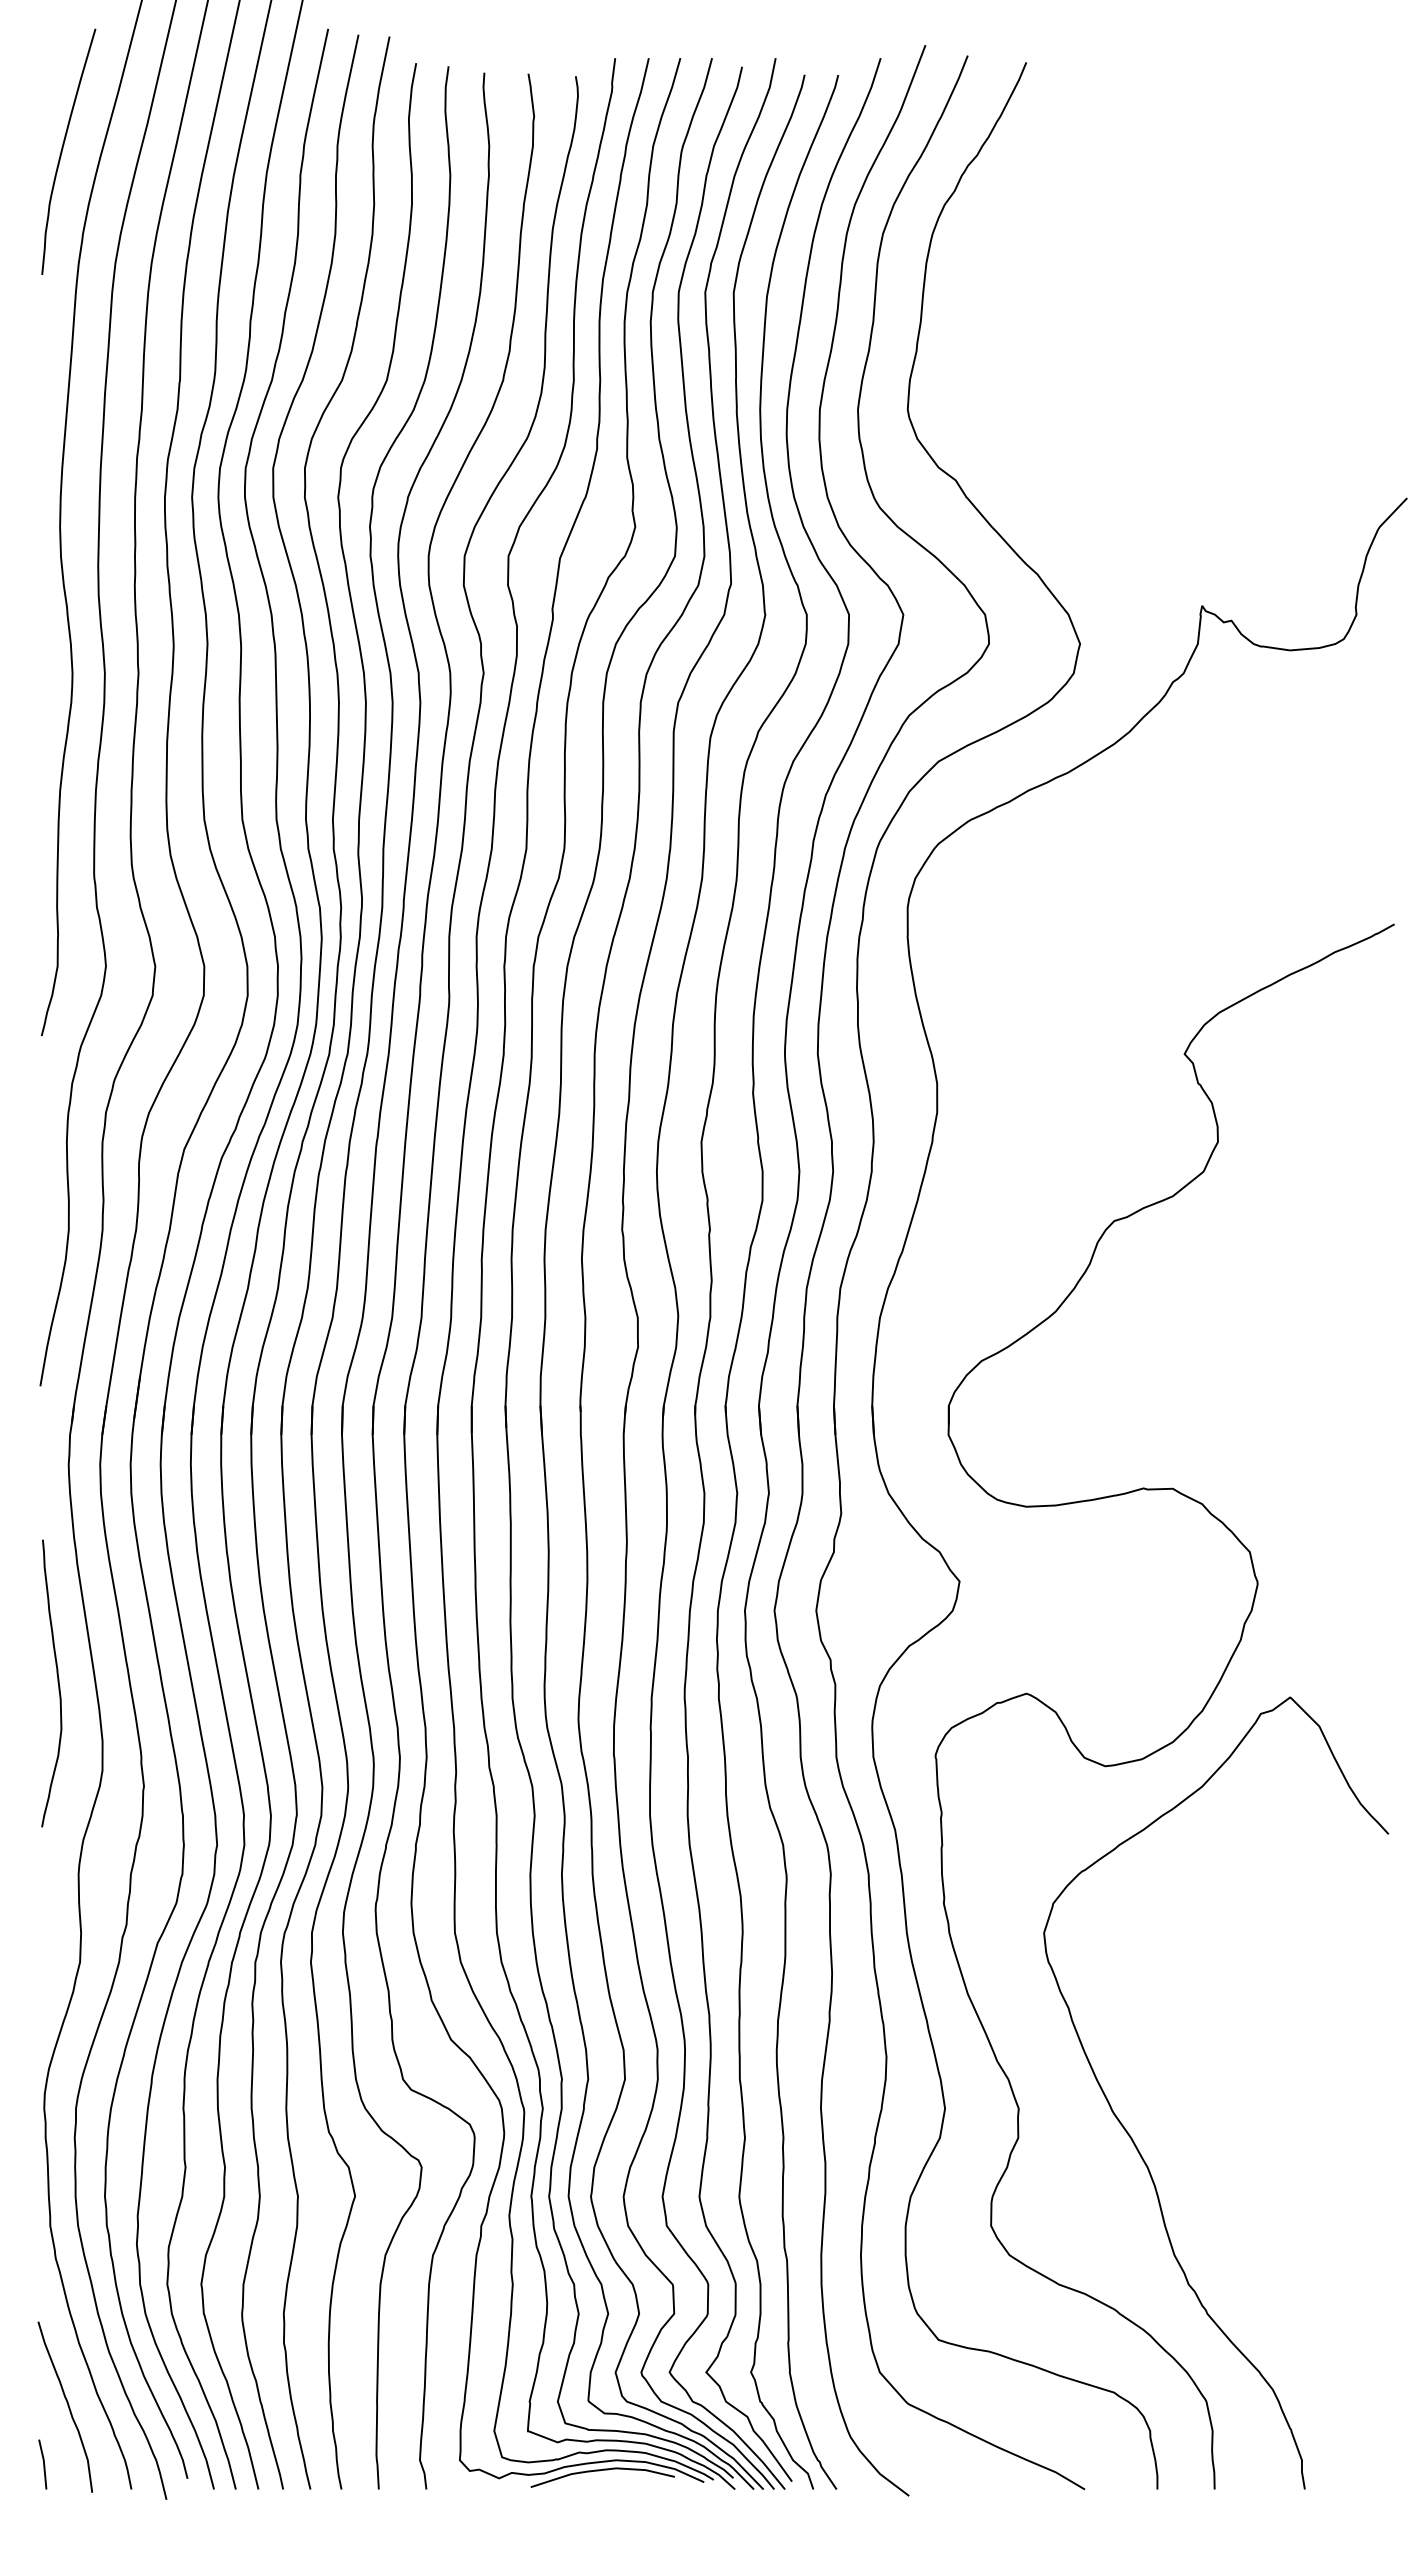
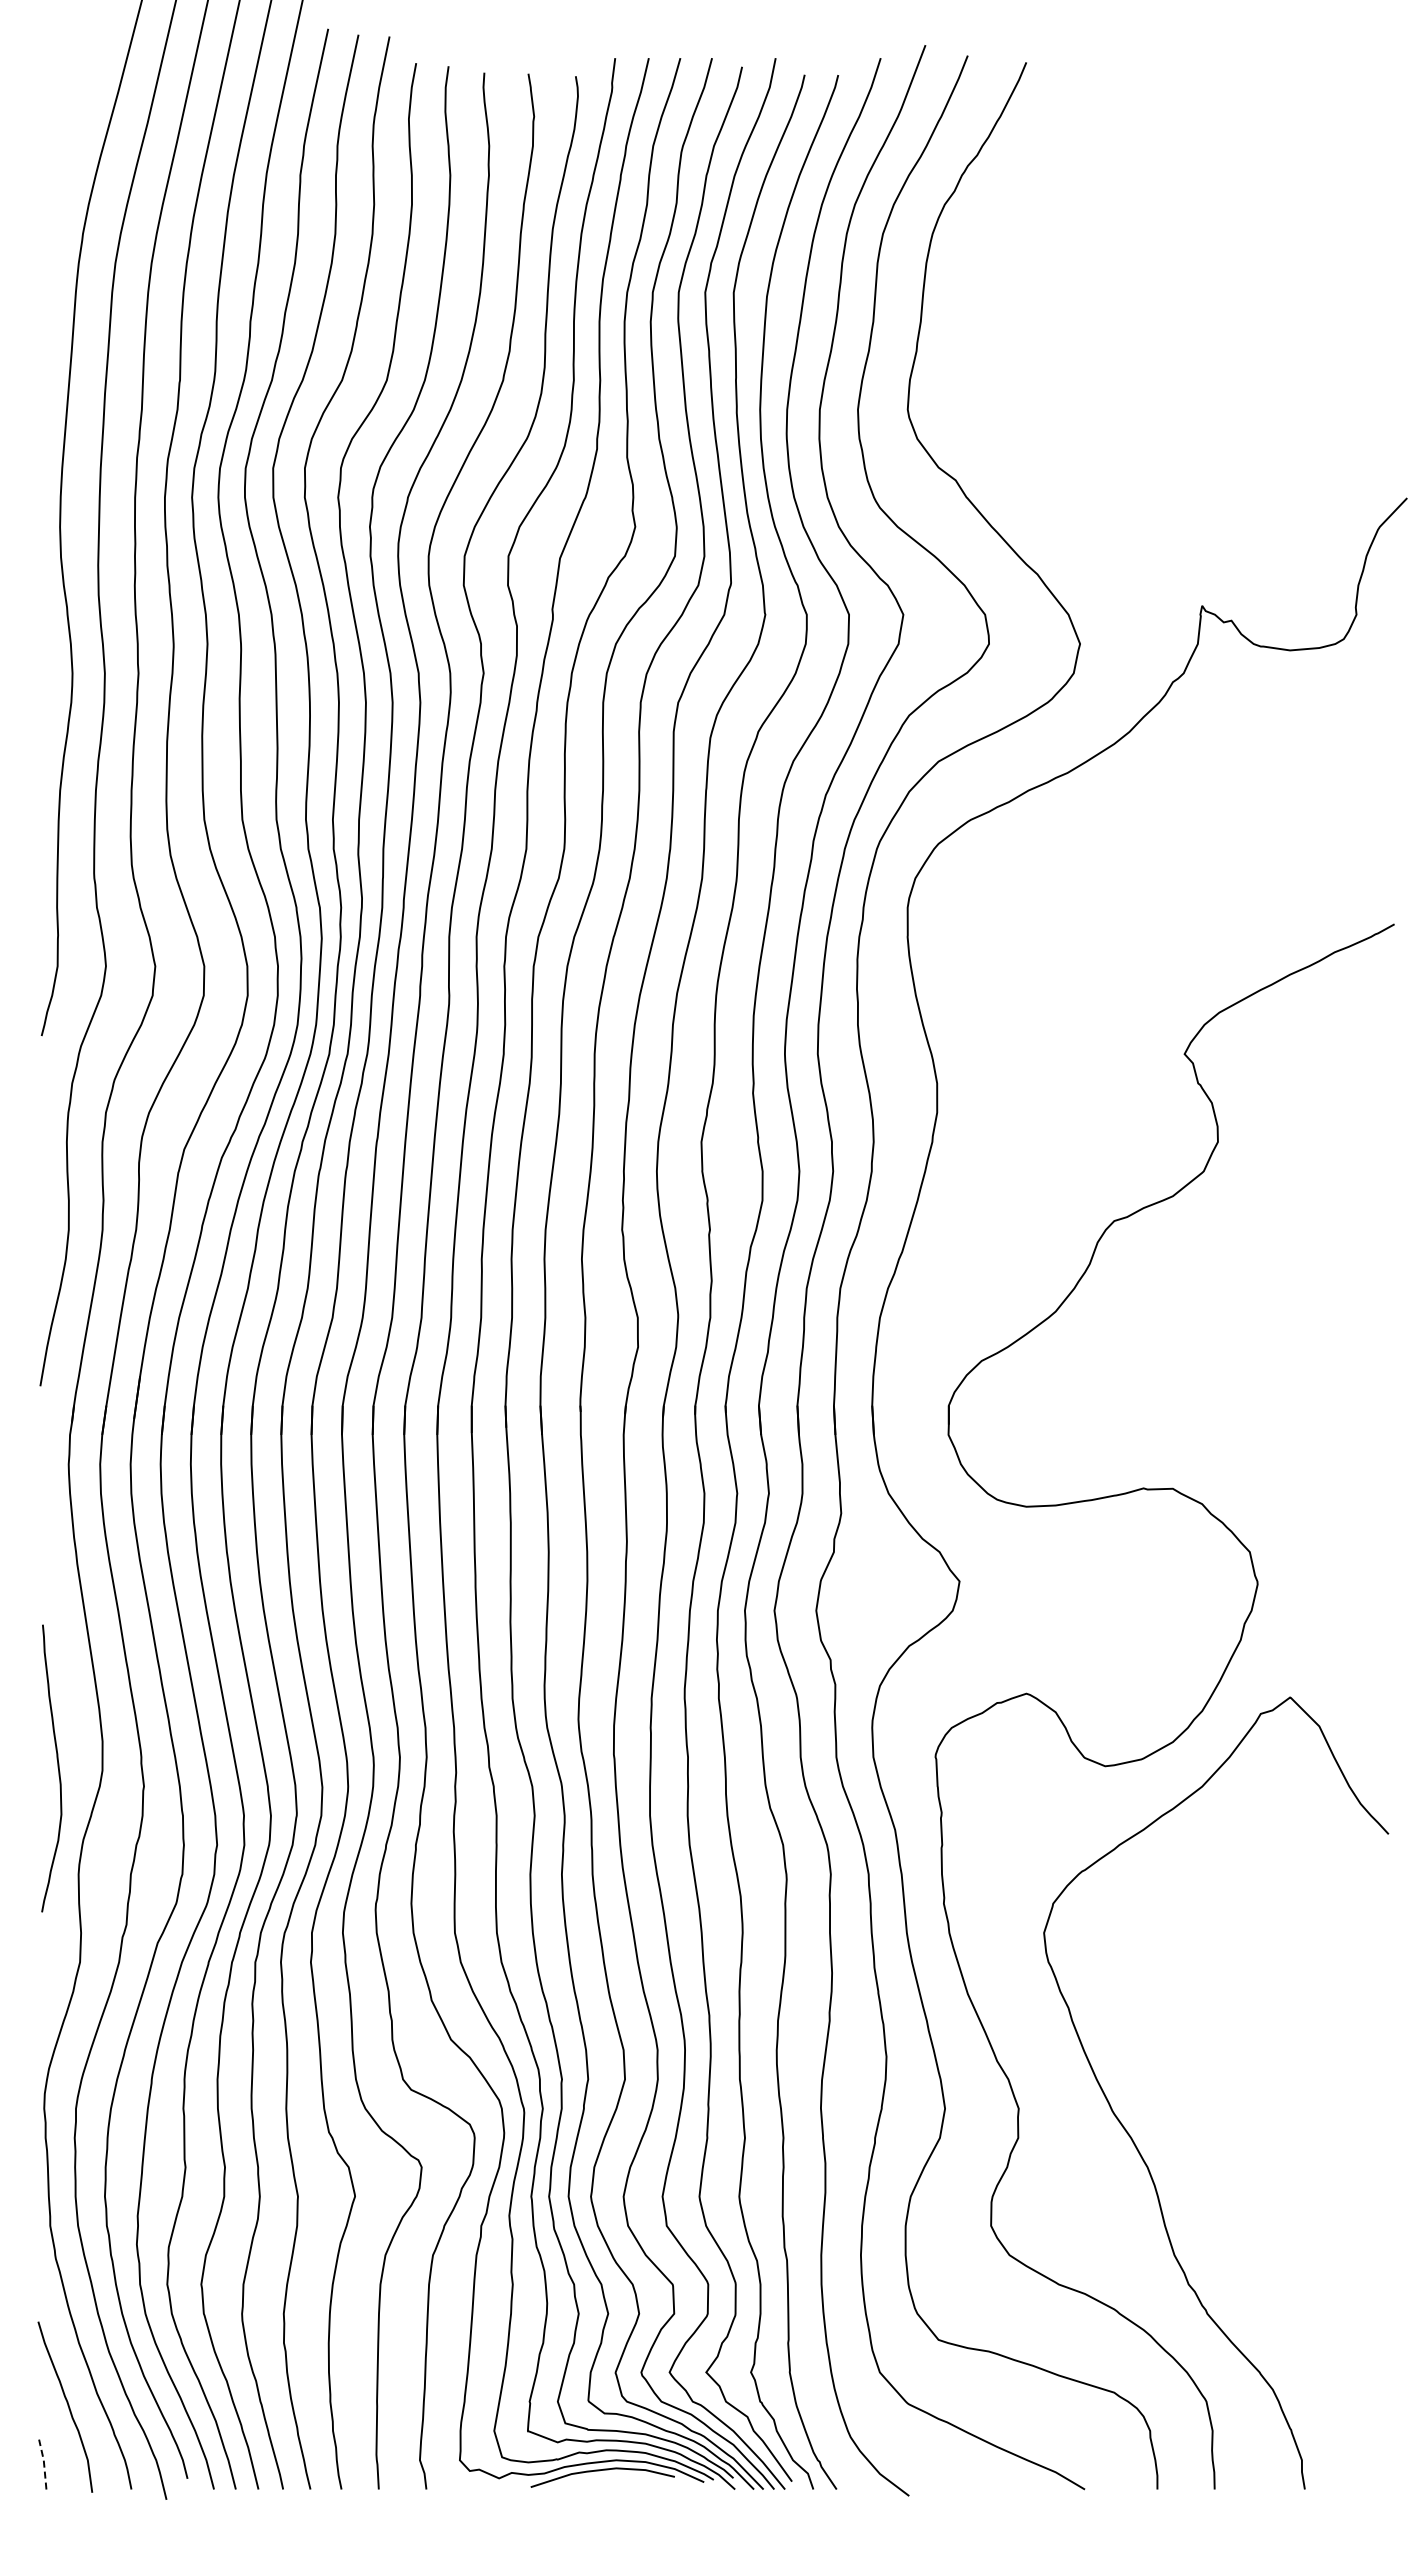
curve: present -> none (63, 148)
curve position: (57, 1682) -> (57, 1767) (57, 1767)
line: solid -> dashed (44, 2463)
